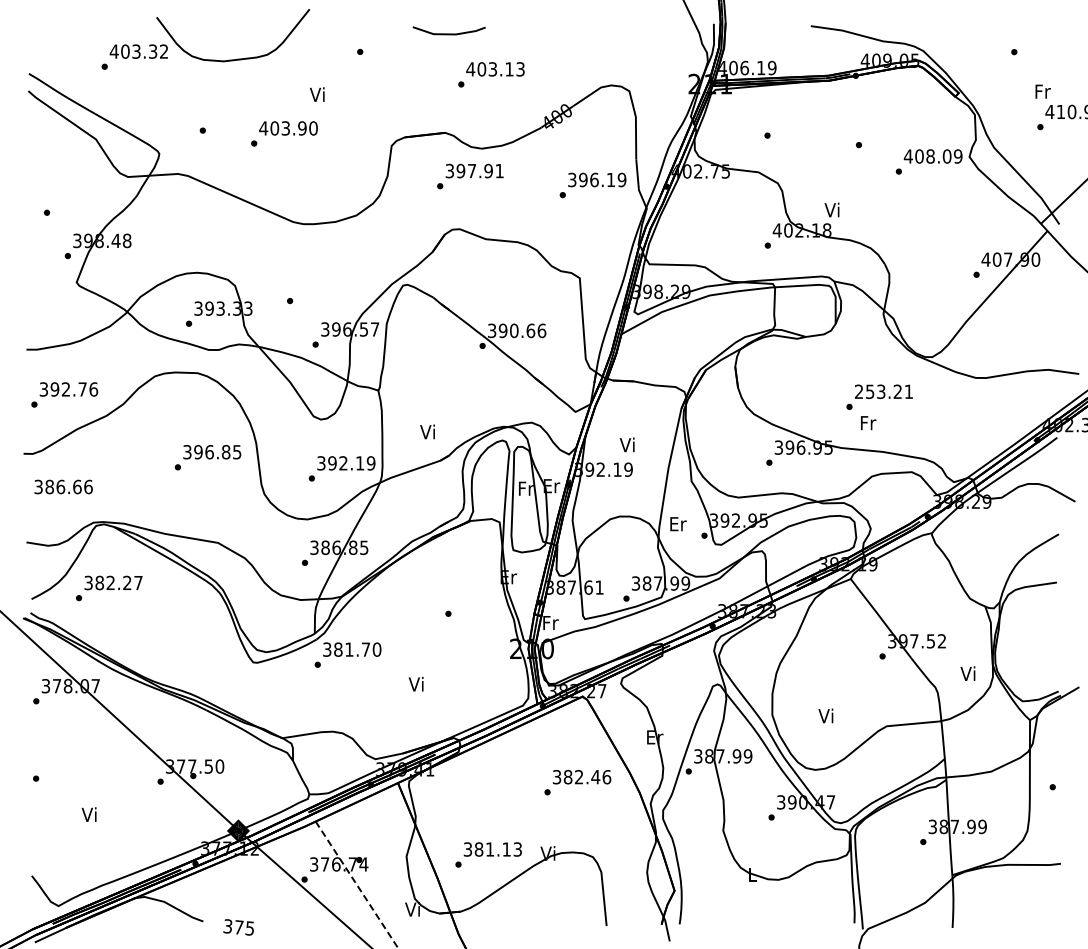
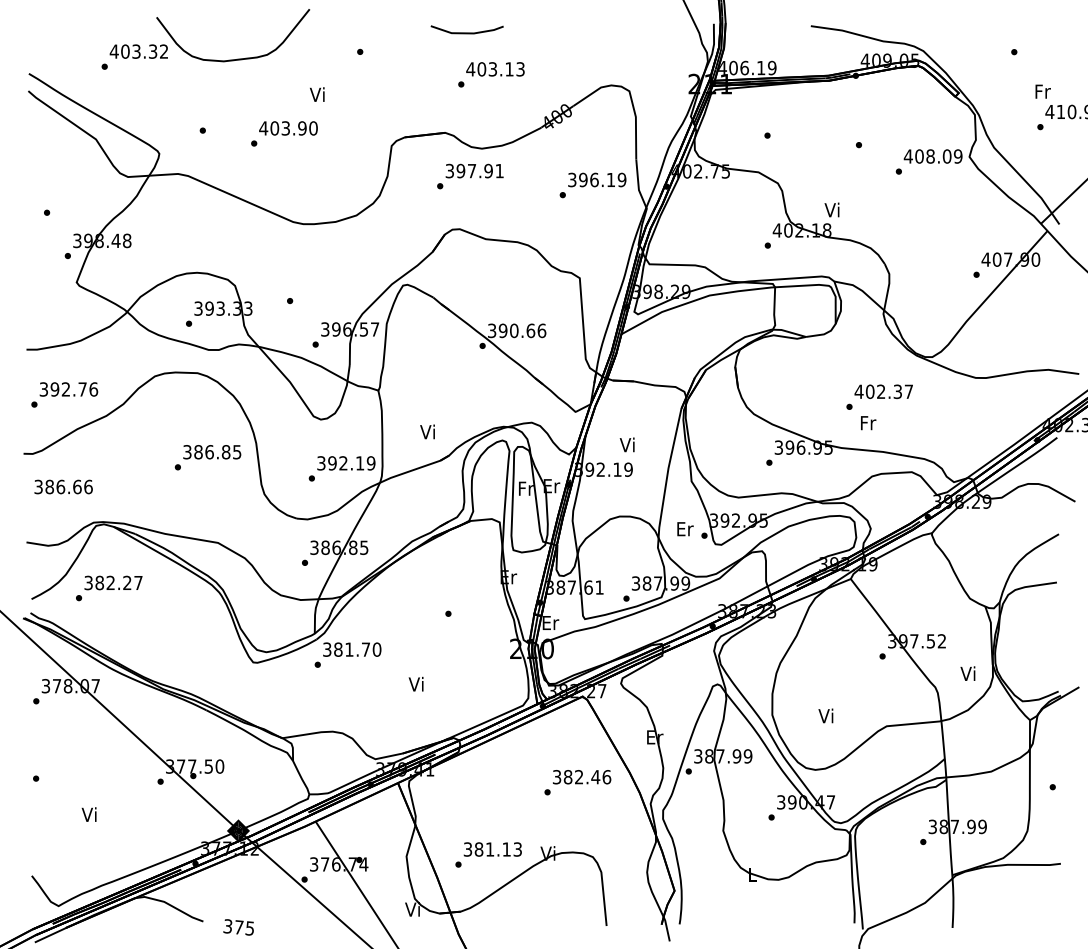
line position: (448, 33) -> (466, 32) (466, 32)
text: 253.21 -> 402.37 (883, 391)
text: 396.85 -> 386.85 (198, 452)
text position: (678, 524) -> (685, 529) (685, 529)
text: Fr -> Er (550, 622)
line: dashed -> solid (357, 885)
